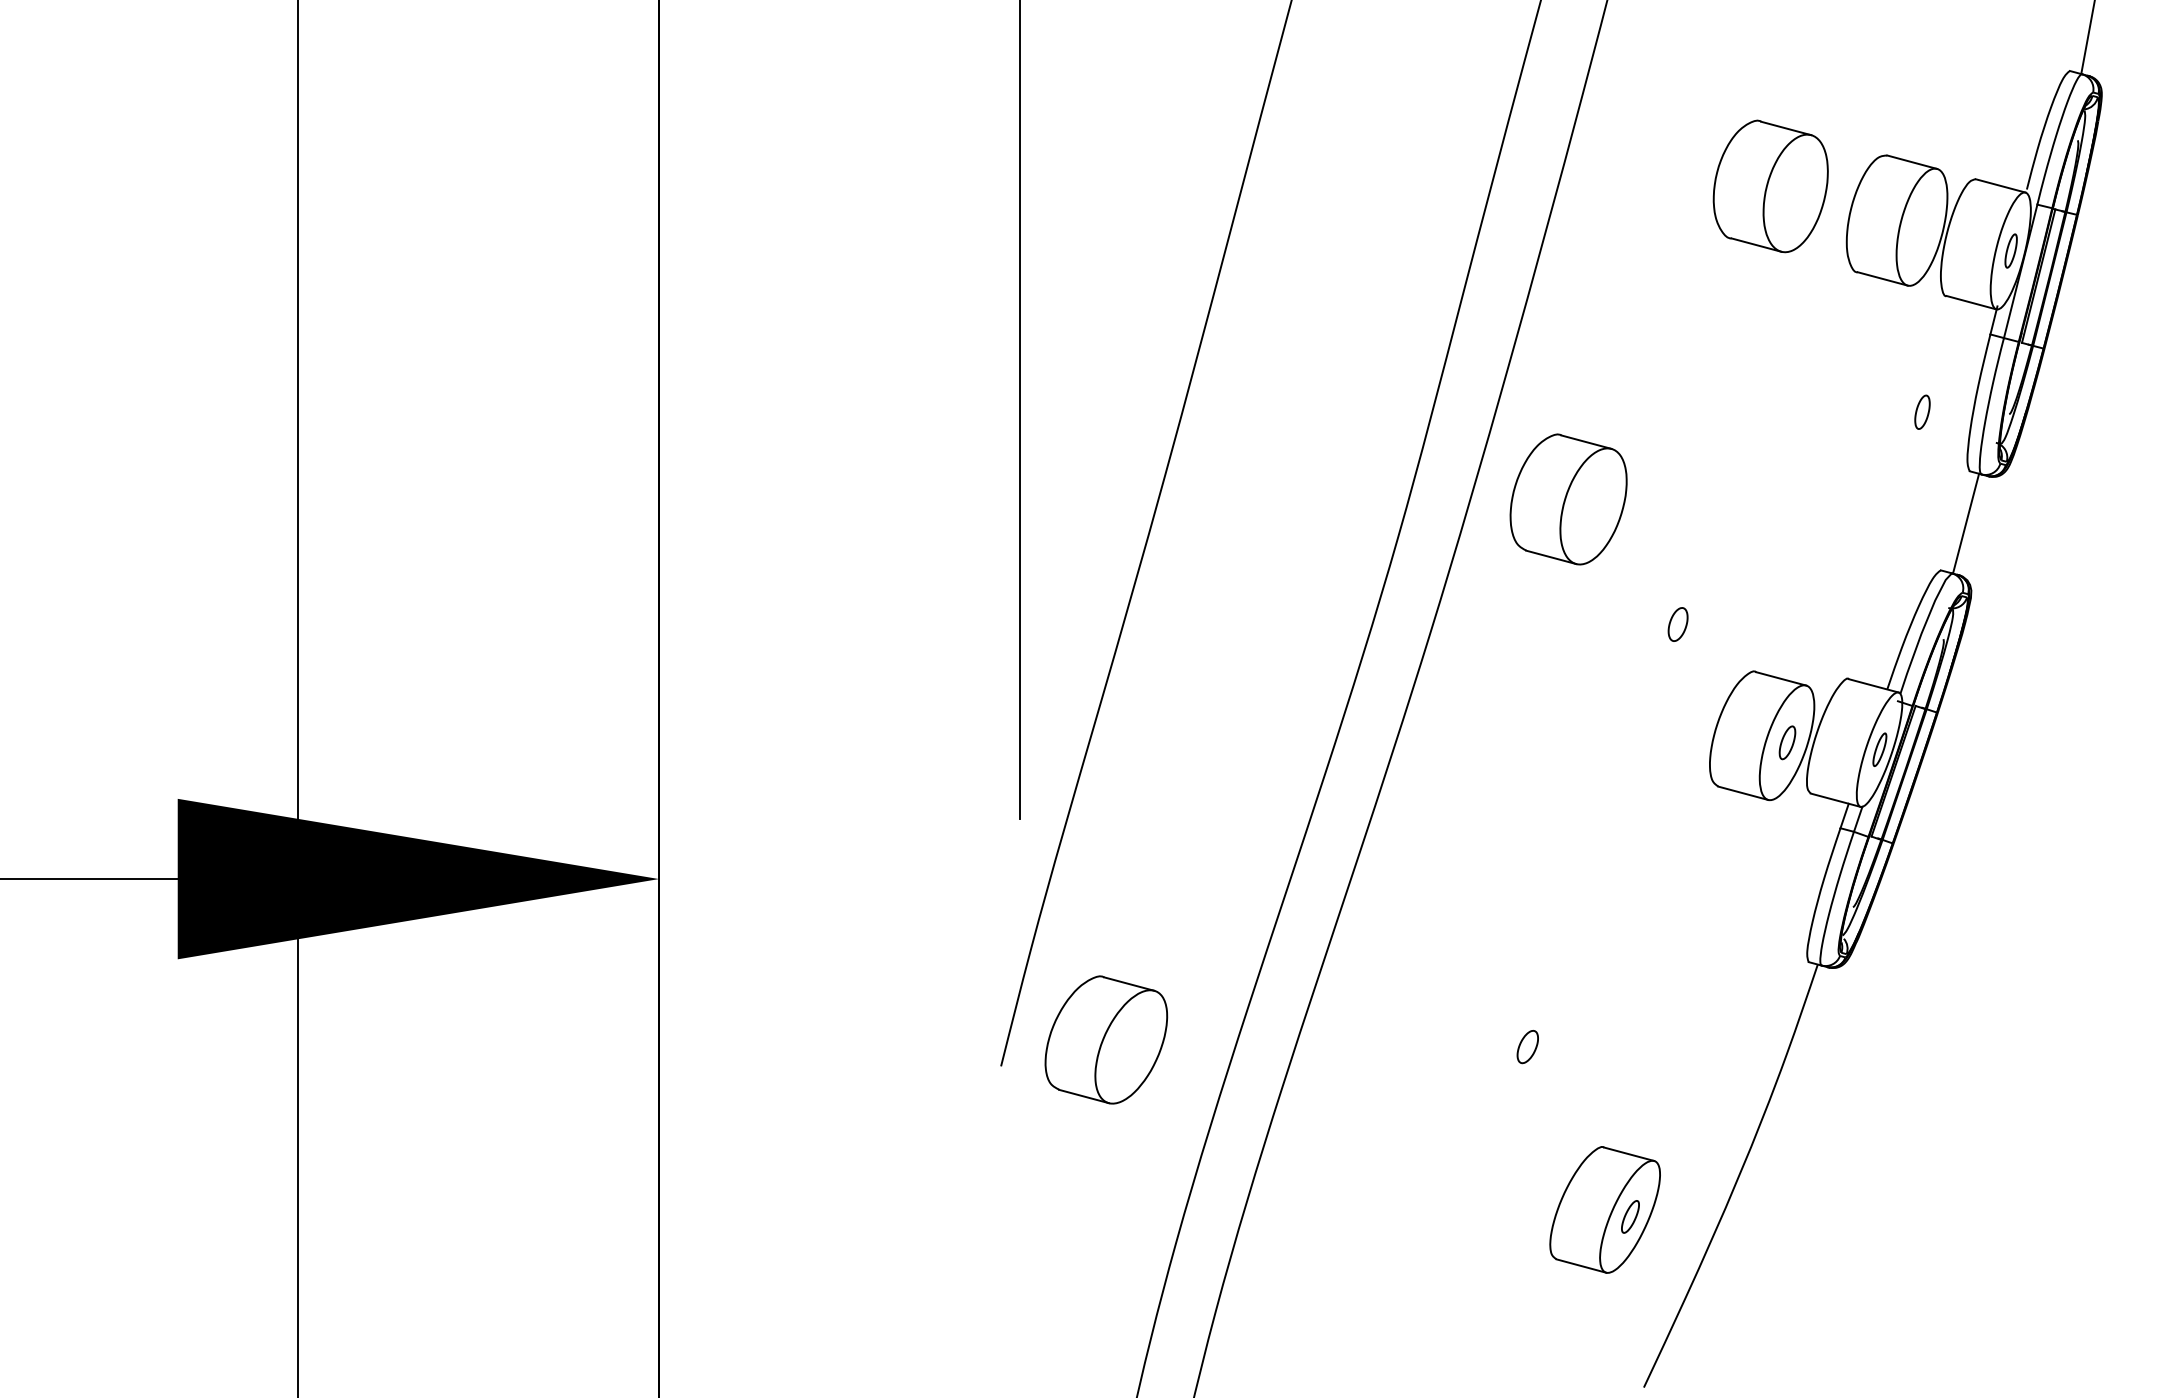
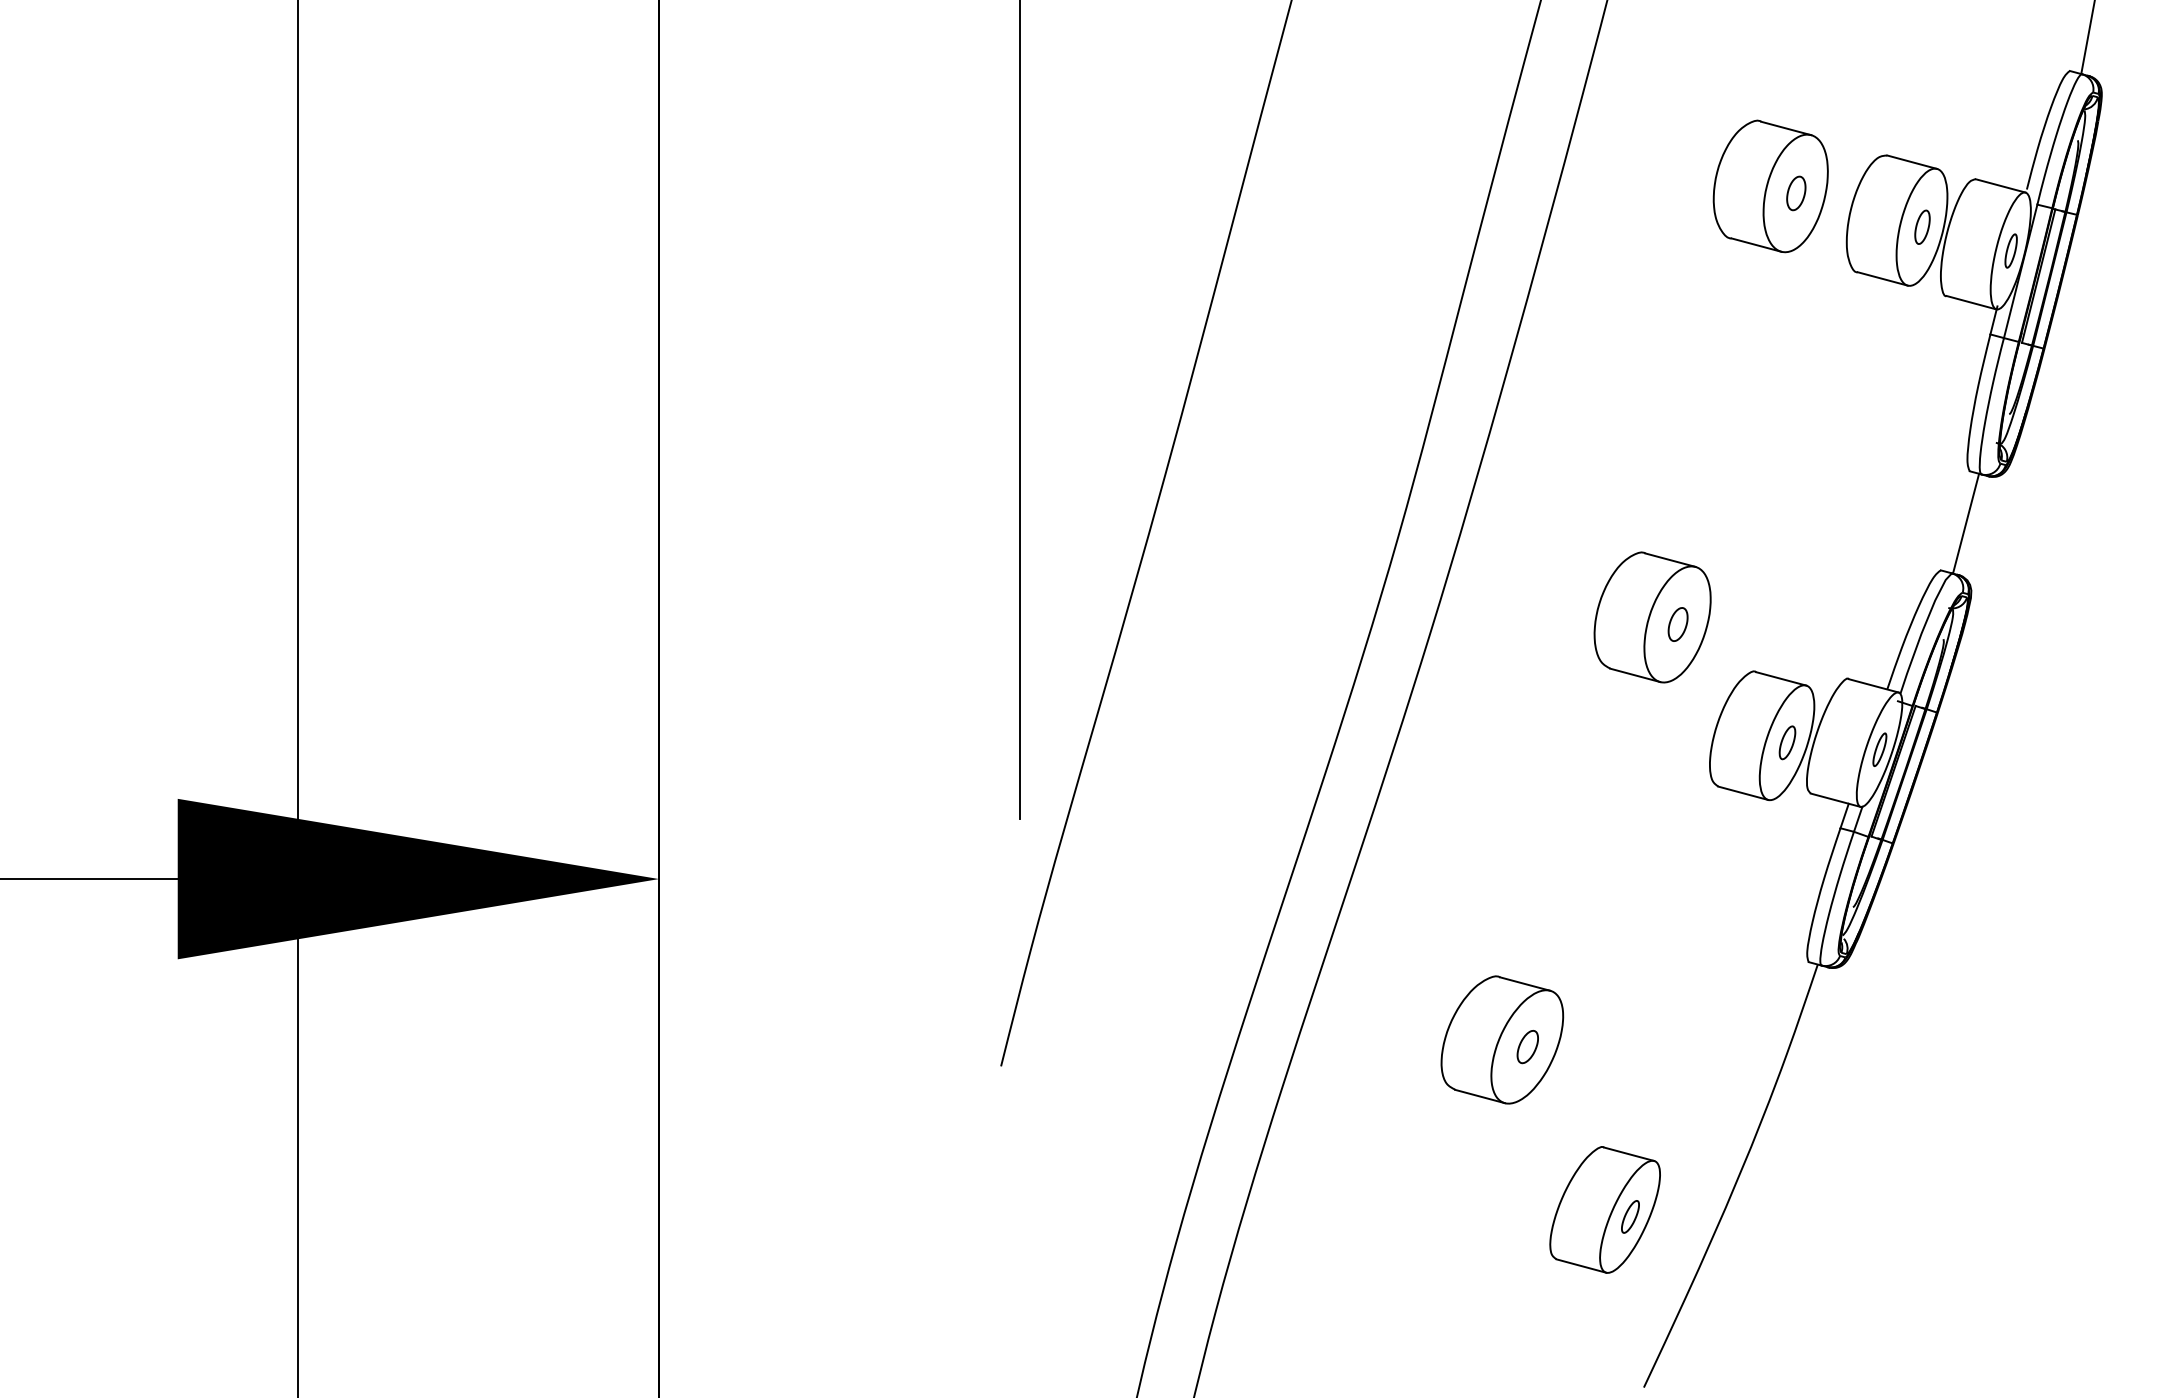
part: none -> present (1796, 193)
part position: (1922, 411) -> (1922, 226) (1922, 226)
part position: (1568, 499) -> (1652, 617) (1652, 617)
part position: (1106, 1039) -> (1502, 1039) (1502, 1039)
